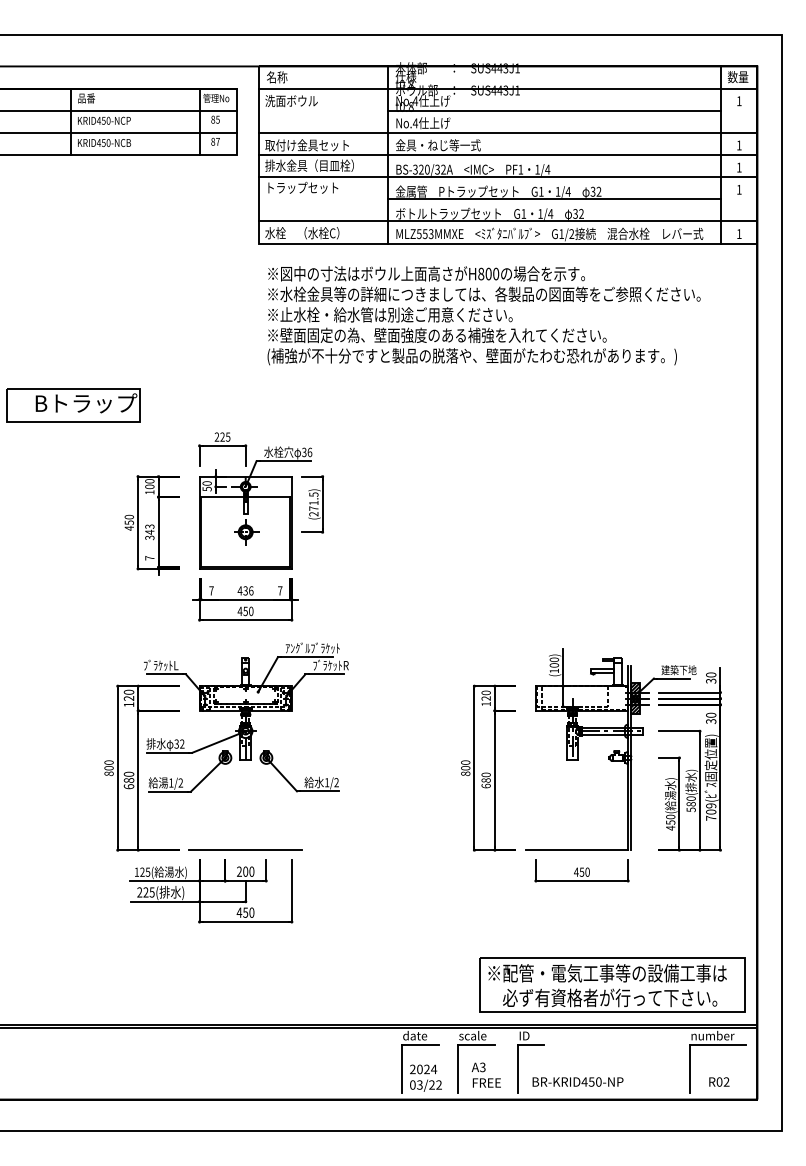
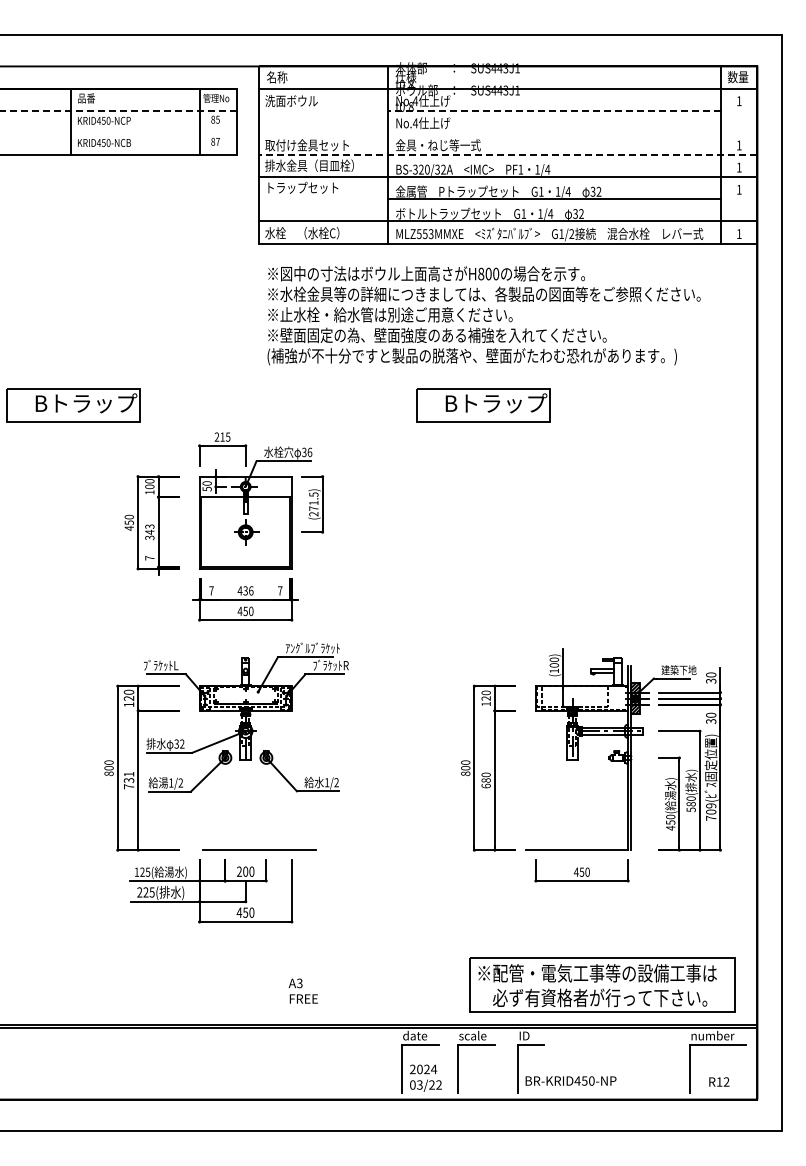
line: solid -> dashed (118, 110)
line: solid -> dashed (553, 110)
line: present -> none (119, 132)
line: present -> none (508, 132)
line: solid -> dashed (507, 155)
part: none -> present (483, 405)
text: 225 -> 215 (222, 436)
text: 680 -> 731 (128, 780)
line position: (245, 849) -> (259, 849) (259, 849)
part position: (612, 984) -> (602, 984) (602, 984)
text position: (485, 1074) -> (302, 990) (302, 990)
text position: (577, 1081) -> (570, 1080) (570, 1080)
text: R02 -> R12 (719, 1081)
